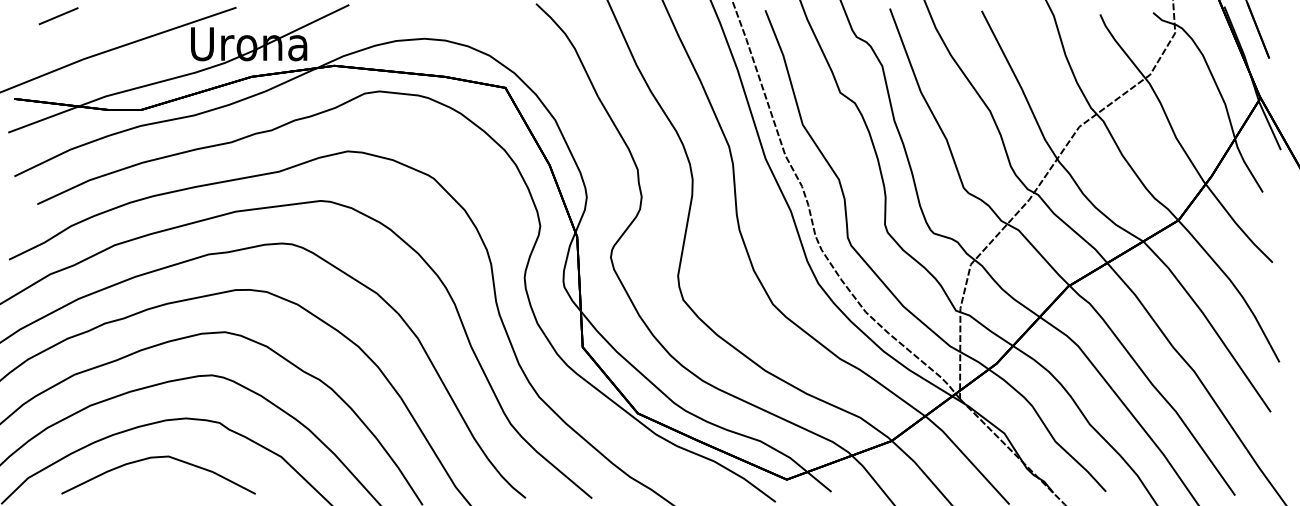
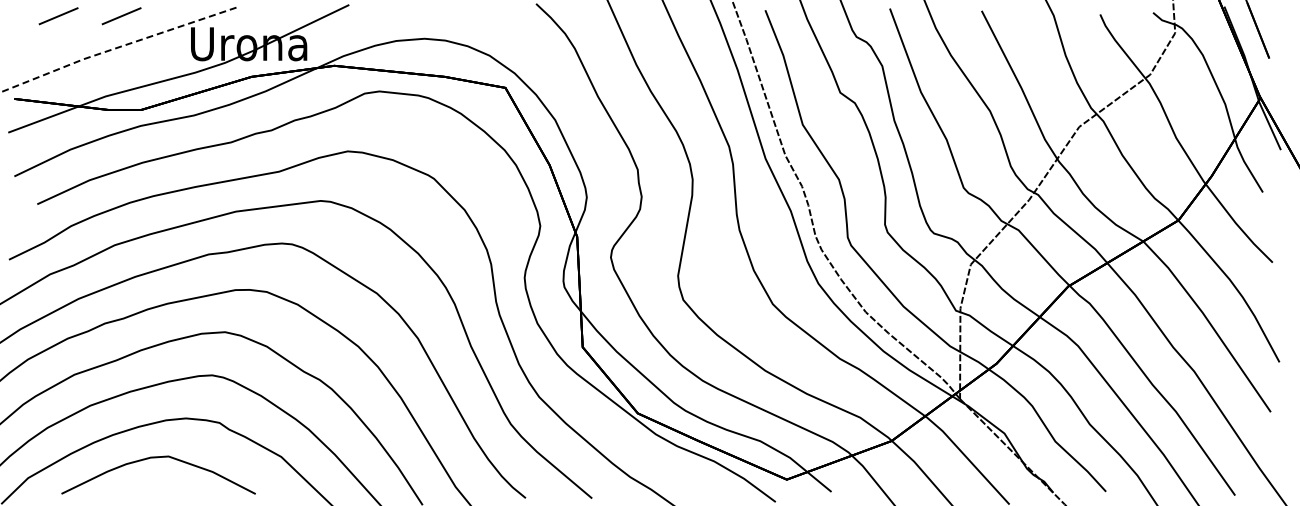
line: none -> present (121, 16)
line: solid -> dashed (116, 48)
